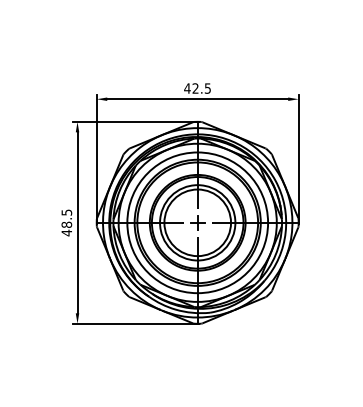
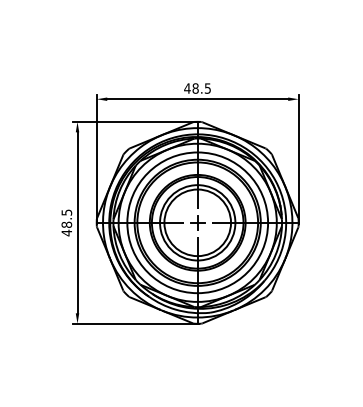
text: 42.5 -> 48.5 (195, 88)
